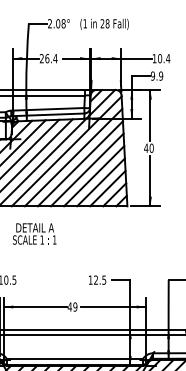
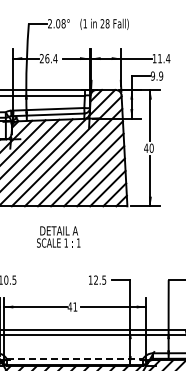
text: 10.4 -> 11.4 (160, 58)
text position: (34, 233) -> (58, 236) (58, 236)
text: 49 -> 41 (75, 306)
line: solid -> dashed (74, 359)
